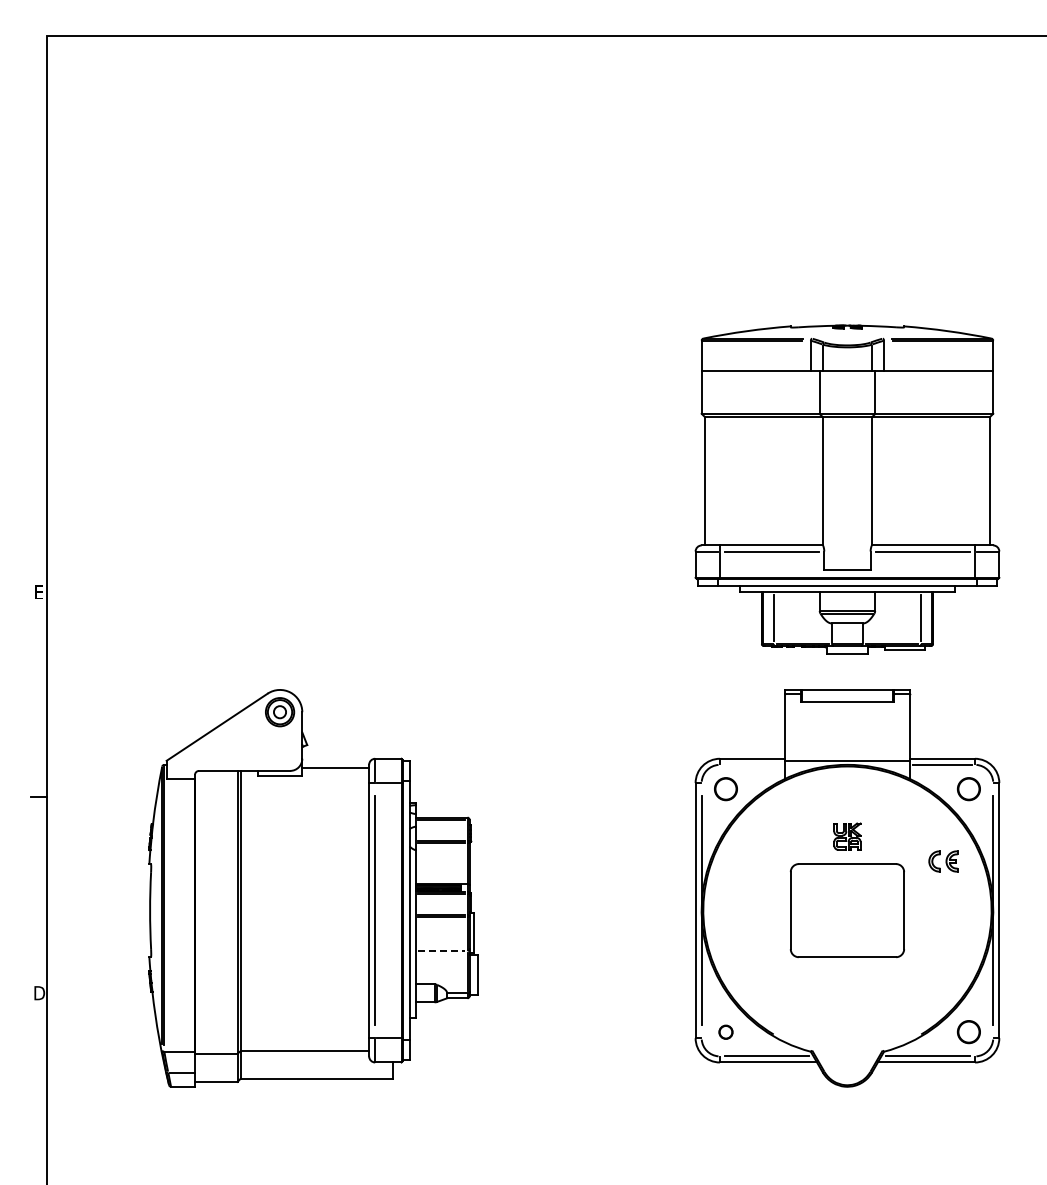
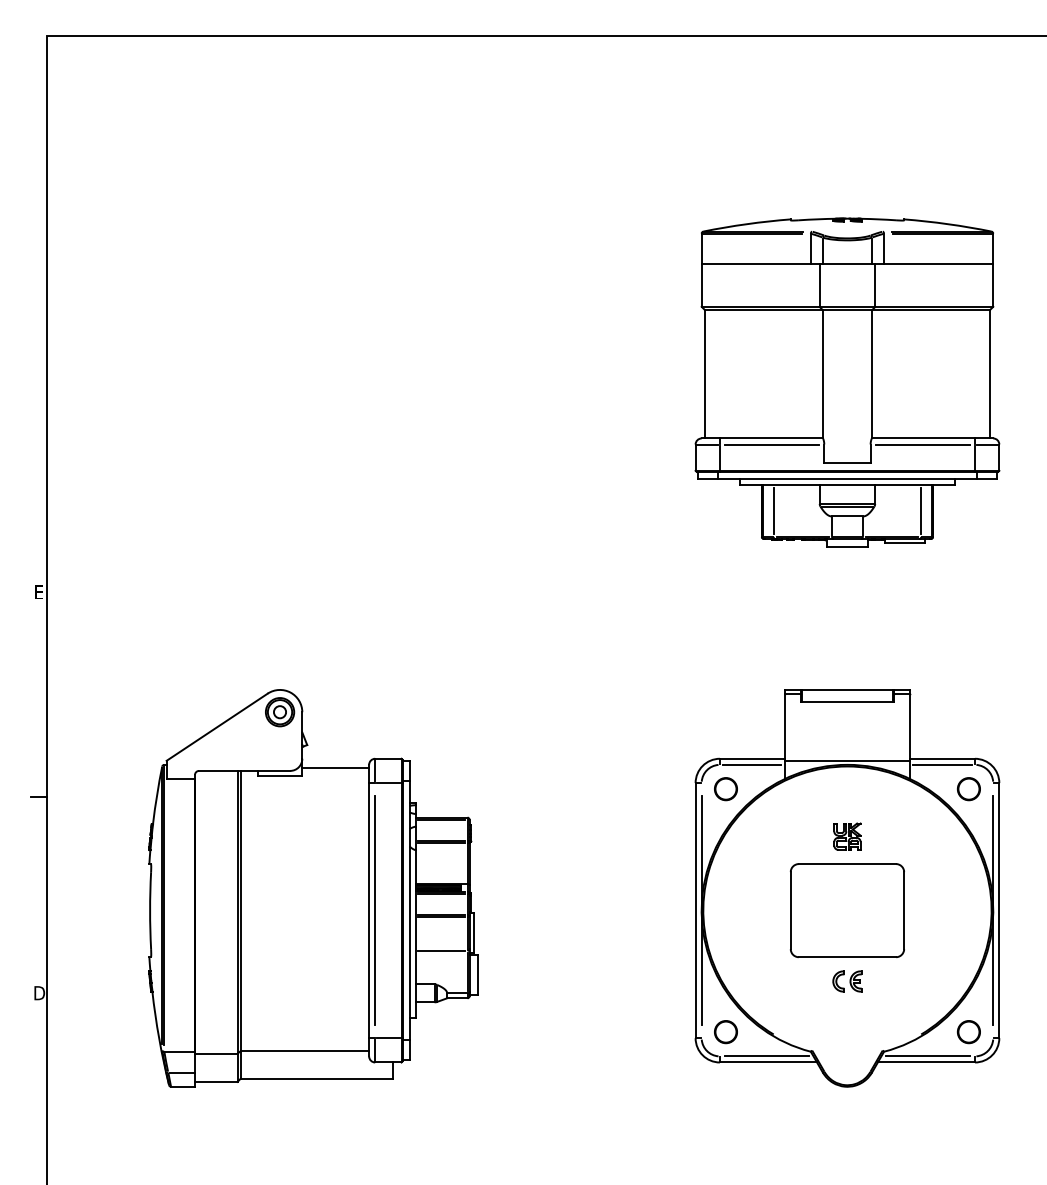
part position: (847, 489) -> (847, 382) (847, 382)
line: none -> present (752, 764)
part position: (943, 861) -> (847, 981) (847, 981)
line: dashed -> solid (442, 950)
circle size: 16x16 px -> 24x25 px (725, 1032)
